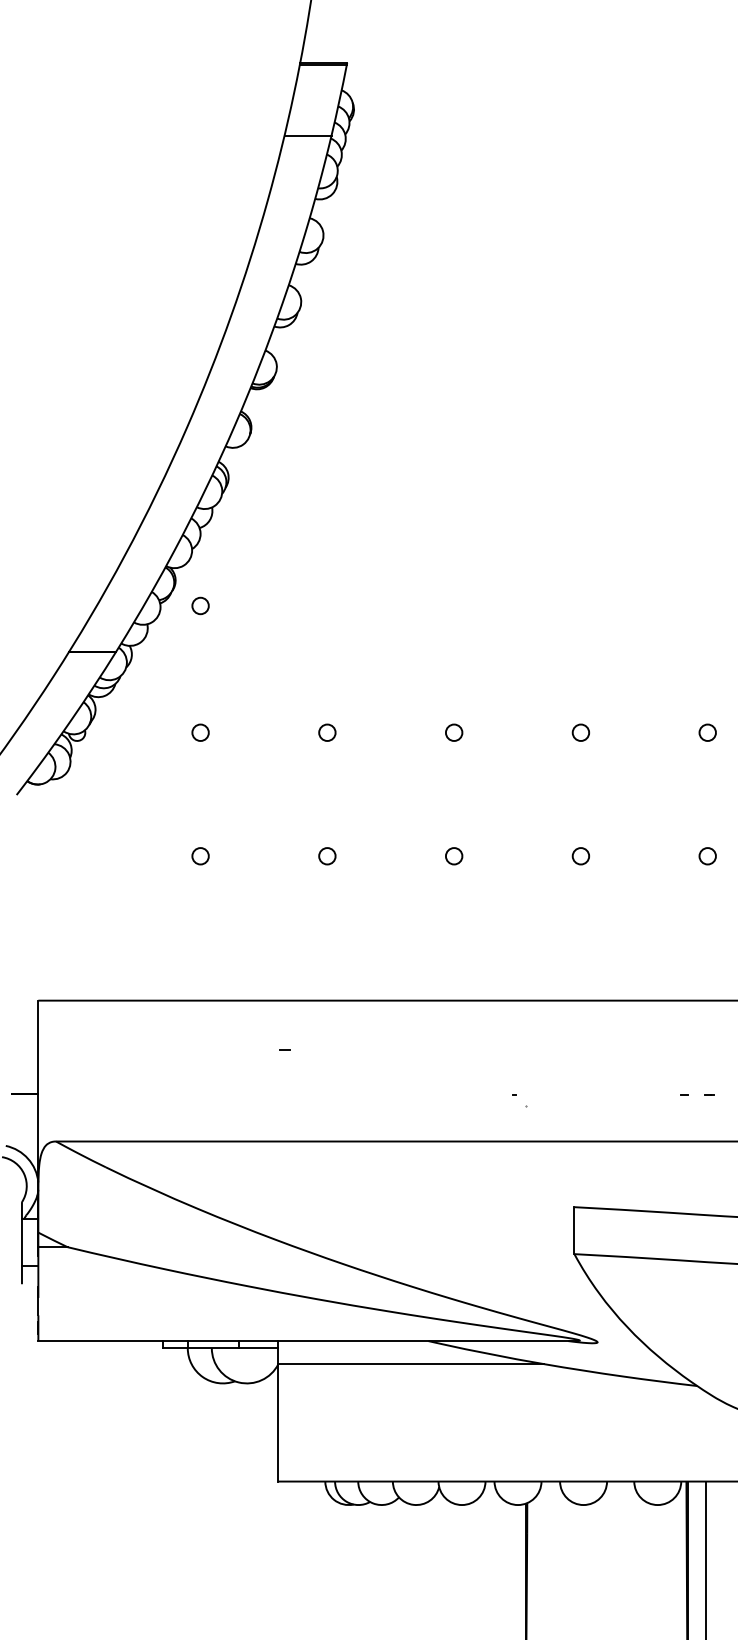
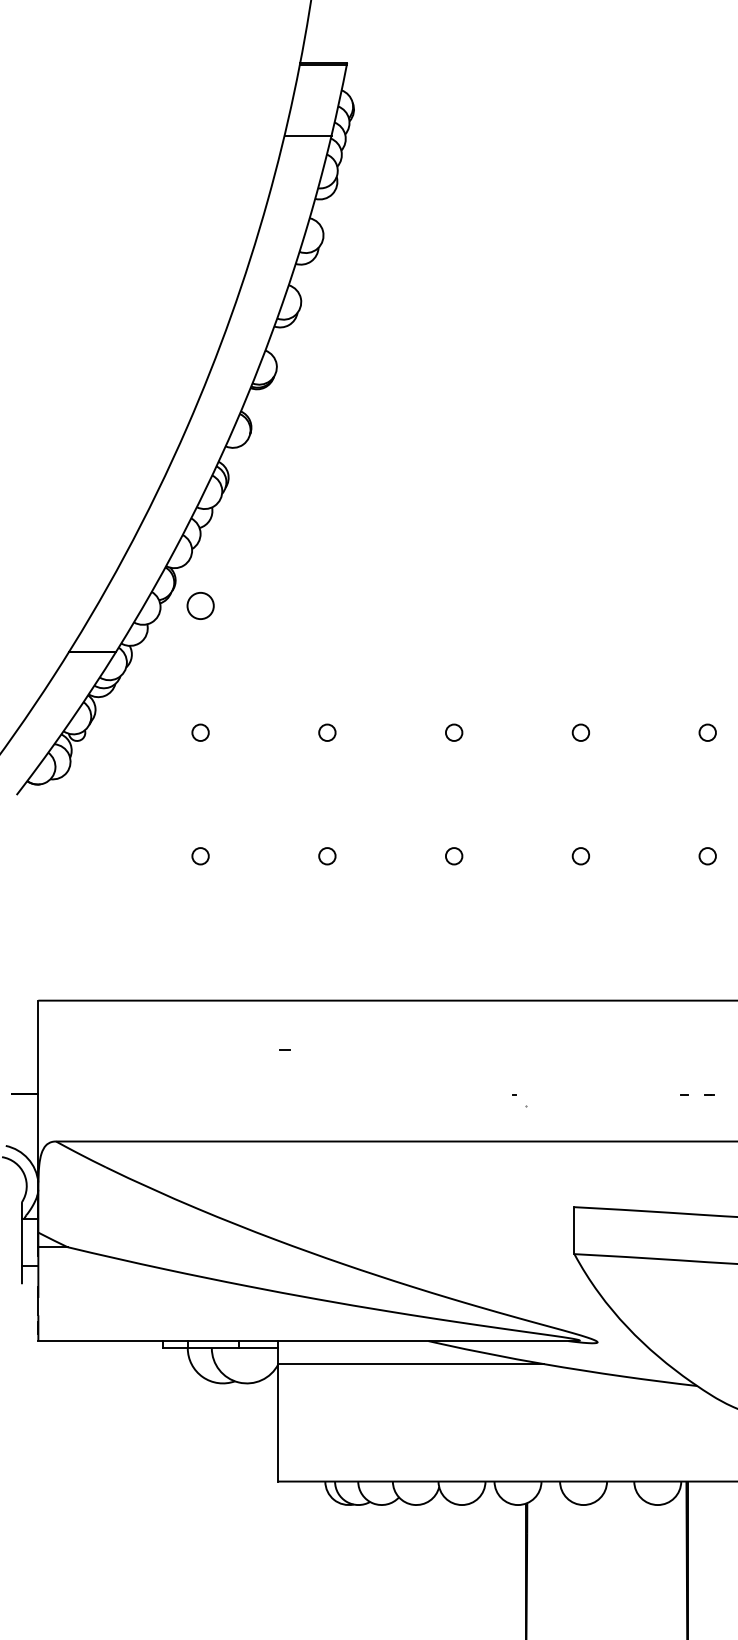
circle size: 19x20 px -> 29x28 px (200, 605)
line: present -> none (705, 1558)
